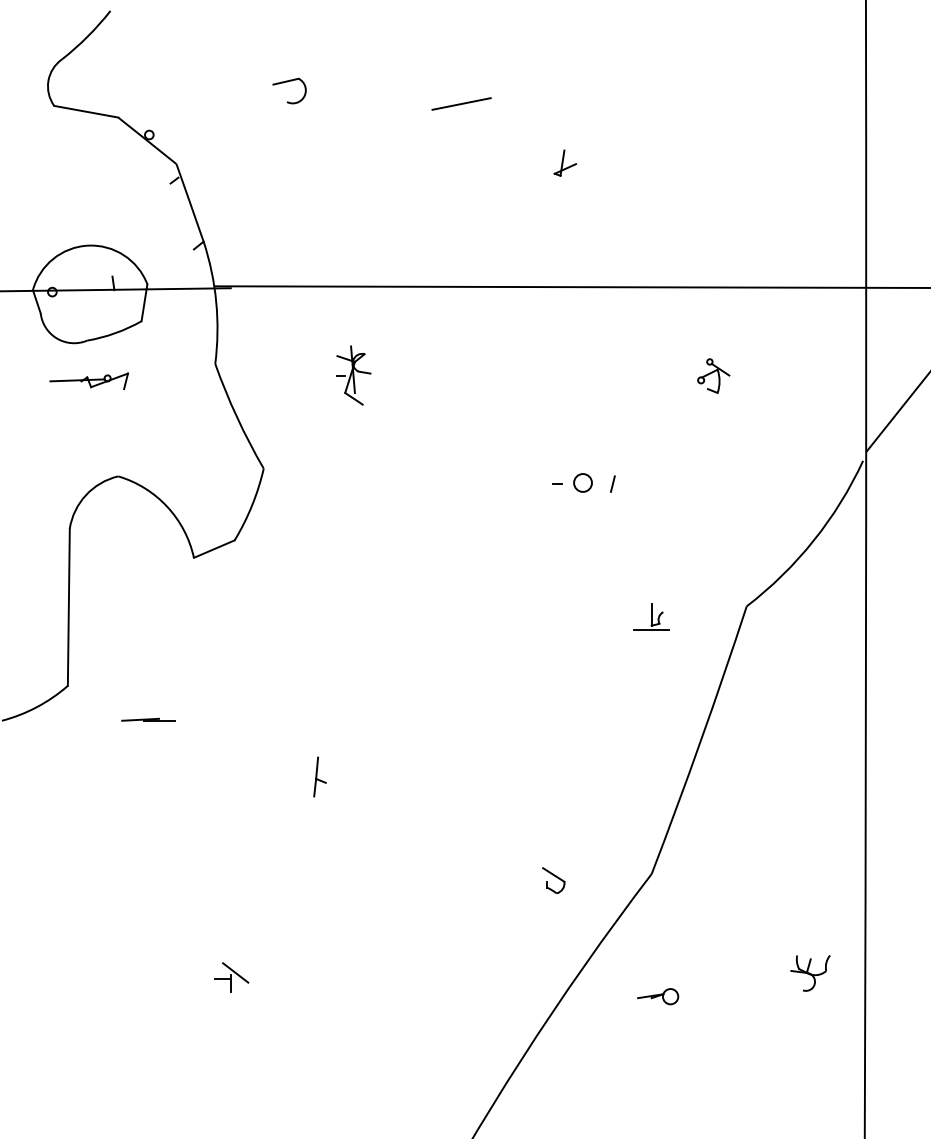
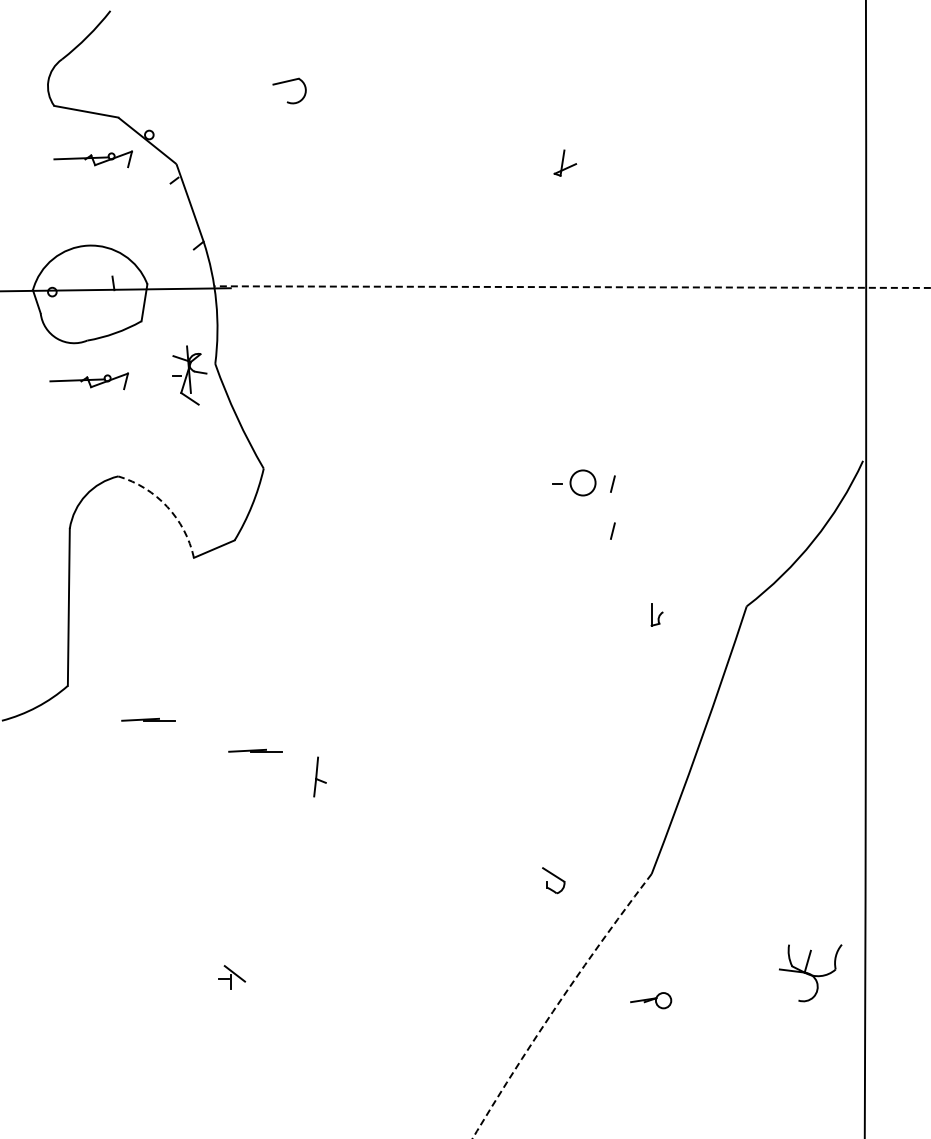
line: present -> none (461, 103)
part: none -> present (92, 159)
line: solid -> dashed (572, 287)
part position: (353, 375) -> (189, 375) (189, 375)
part: present -> none (713, 375)
line: present -> none (896, 412)
circle size: 20x20 px -> 28x28 px (582, 482)
arc: solid -> dashed (167, 506)
line: none -> present (612, 530)
line: present -> none (651, 629)
part: none -> present (255, 750)
part size: 41x37 px -> 64x59 px (810, 973)
part size: 36x31 px -> 29x25 px (232, 977)
part position: (658, 996) -> (651, 1000) (651, 1000)
arc: solid -> dashed (557, 1004)
